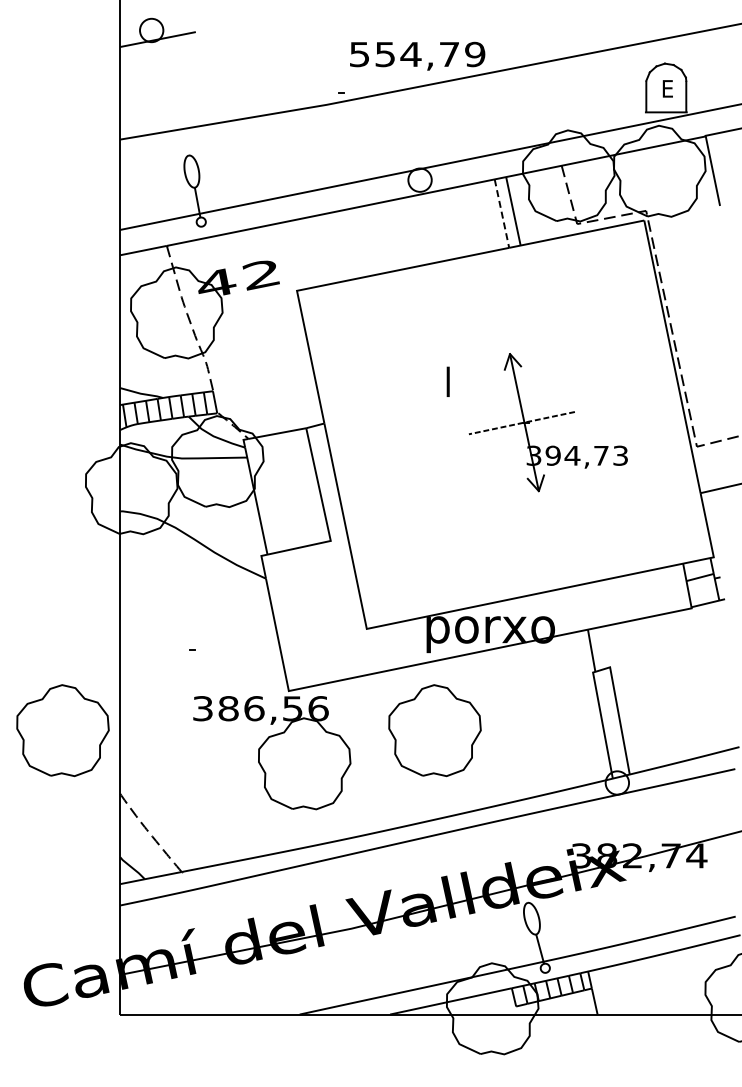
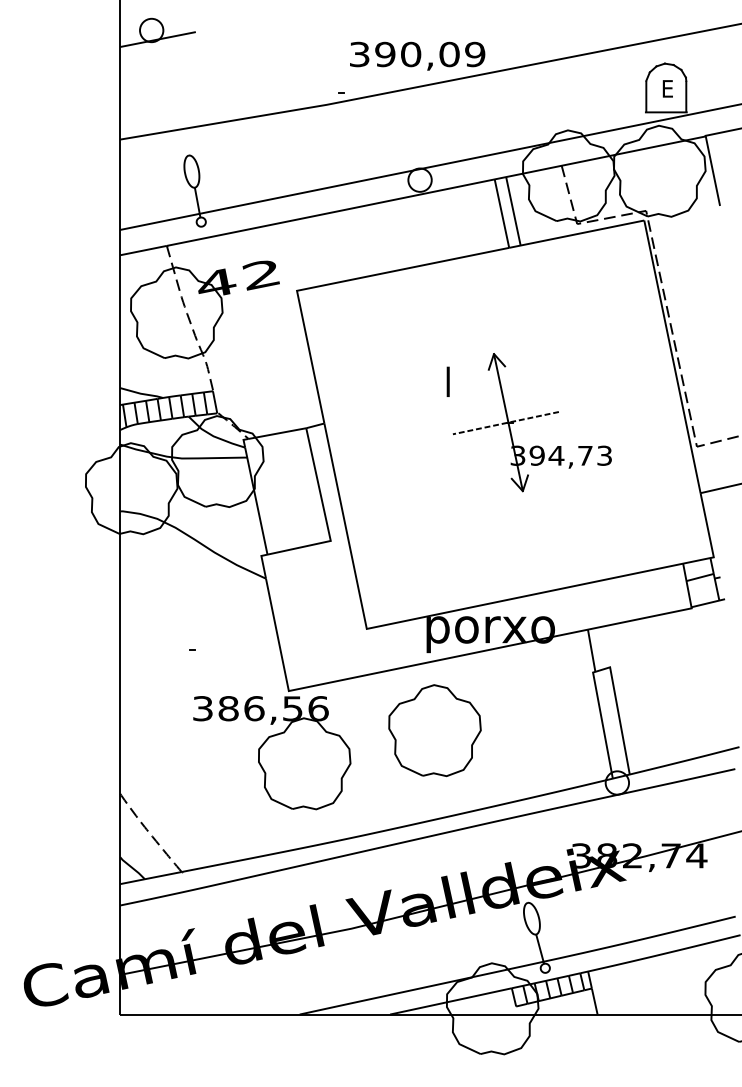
text: 554,79 -> 390,09 (404, 54)
line: dashed -> solid (501, 213)
part position: (547, 422) -> (531, 422) (531, 422)
part: present -> none (62, 730)
